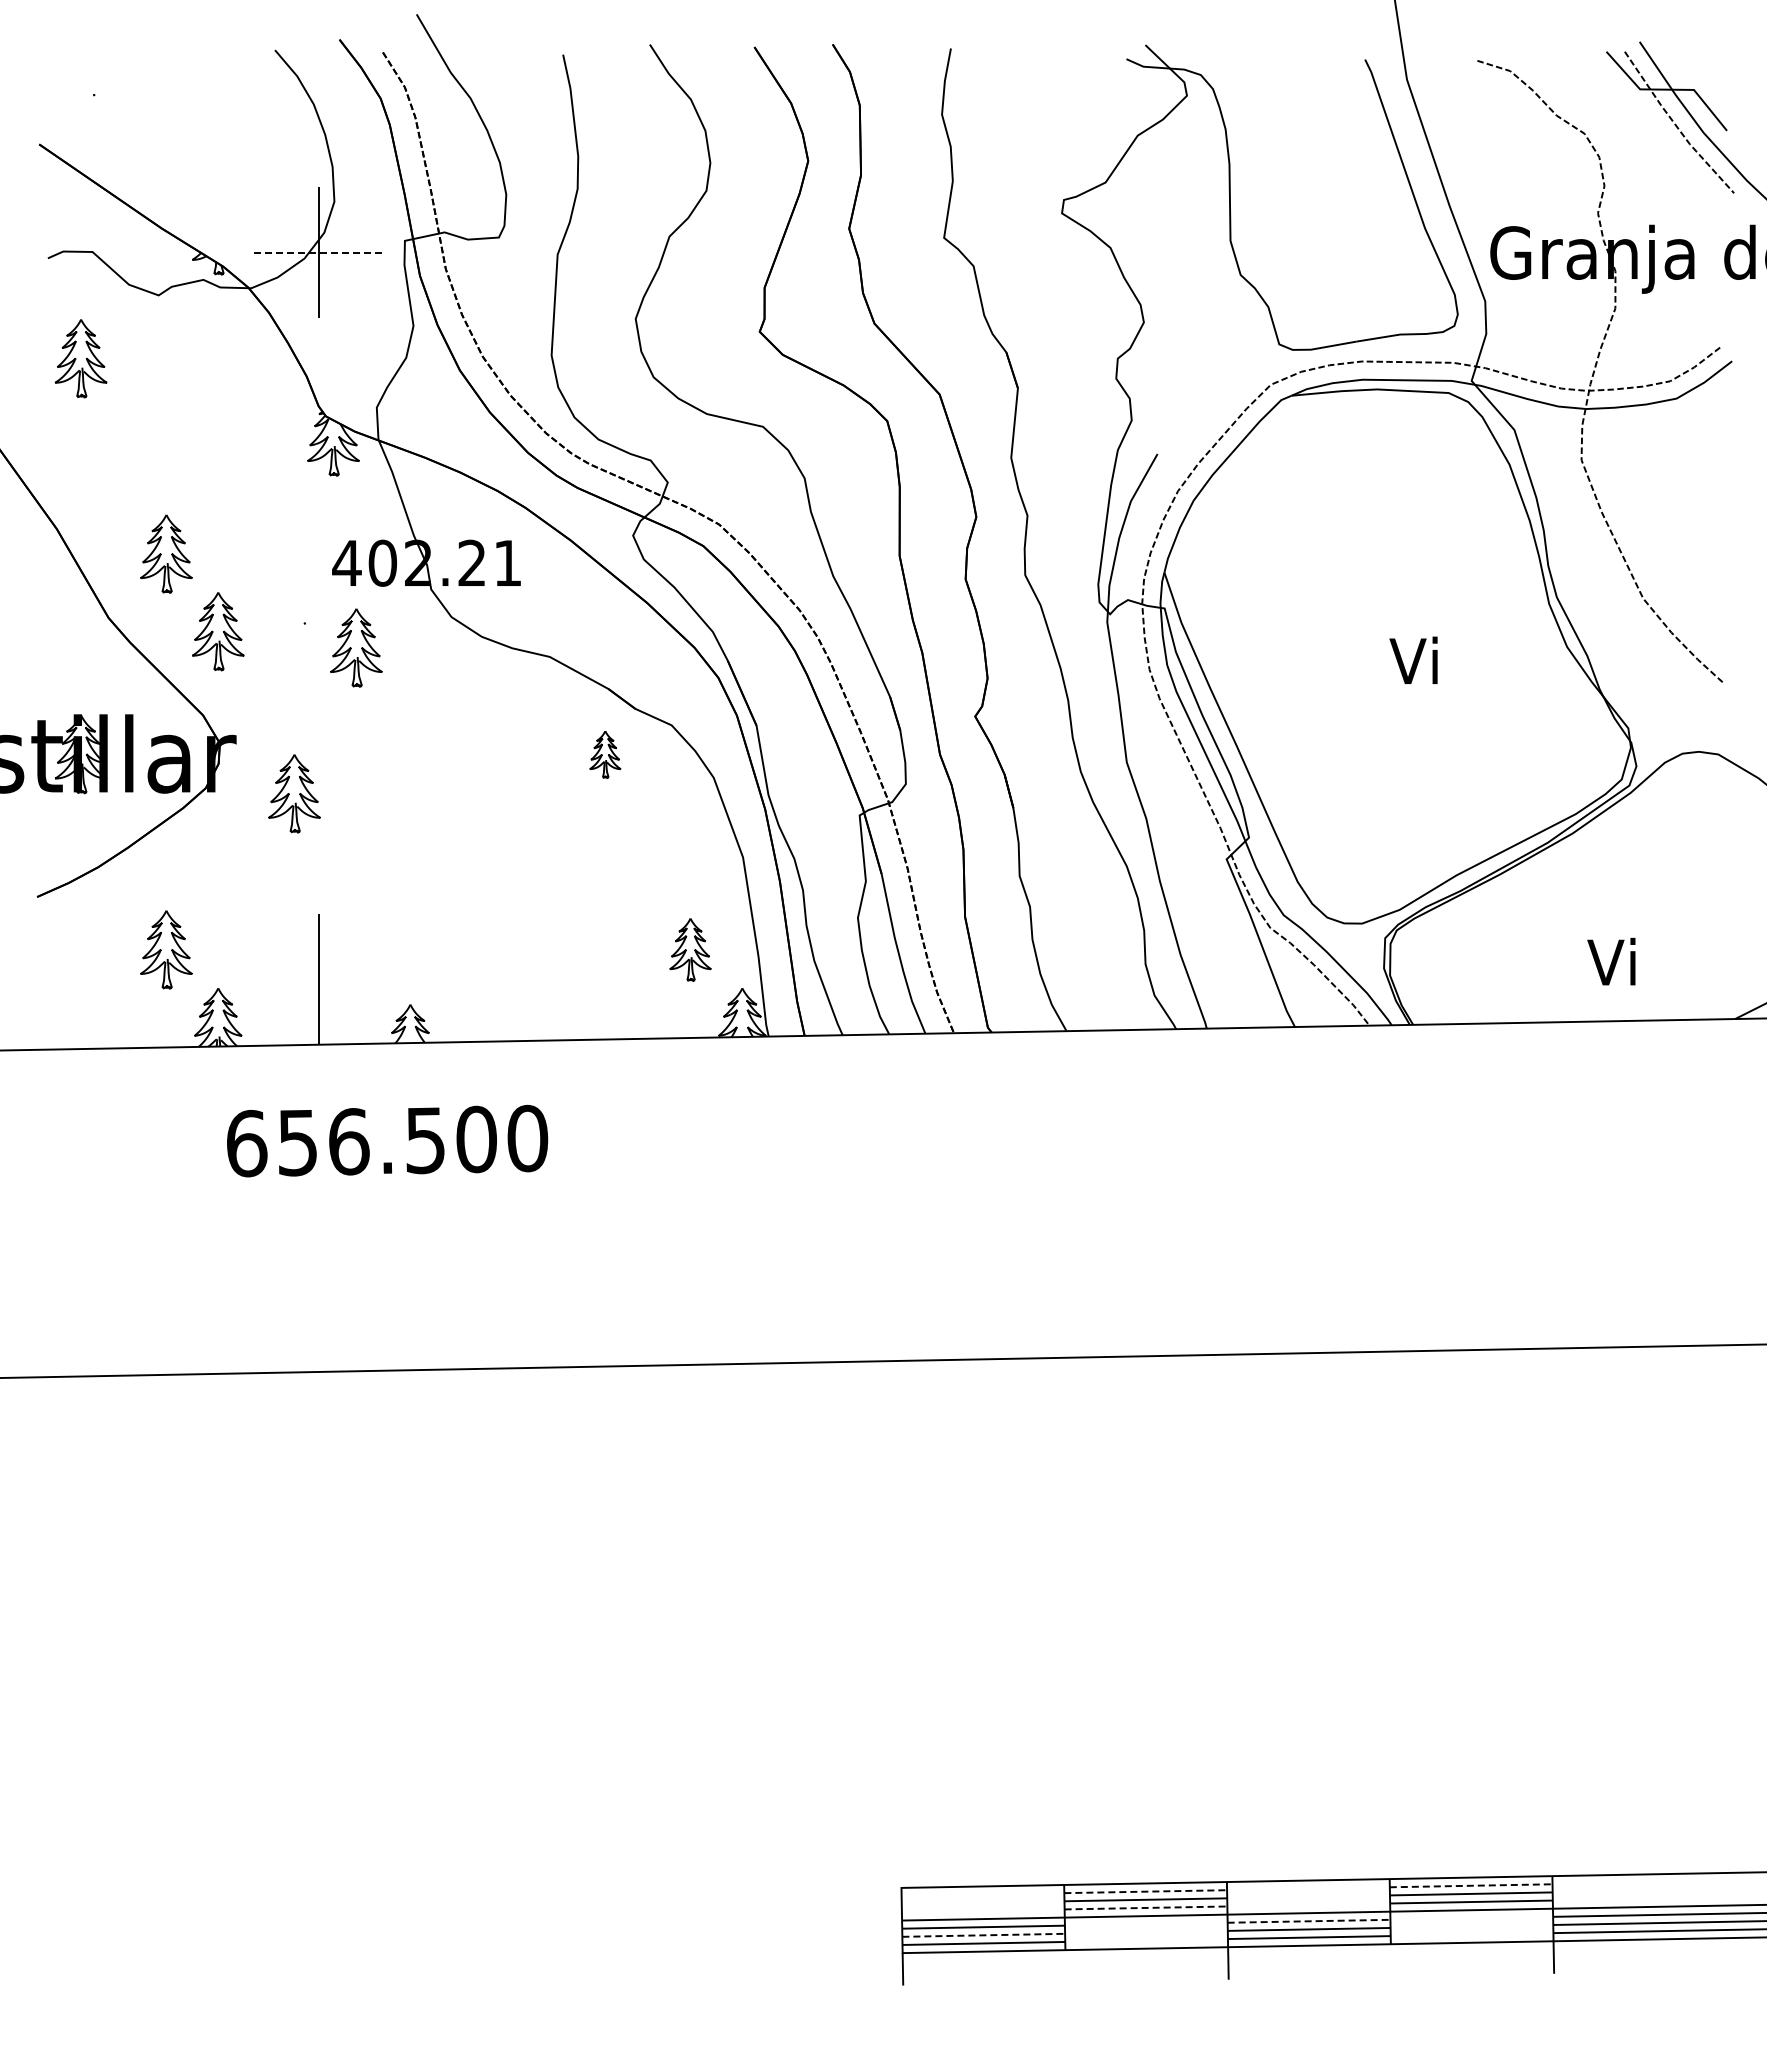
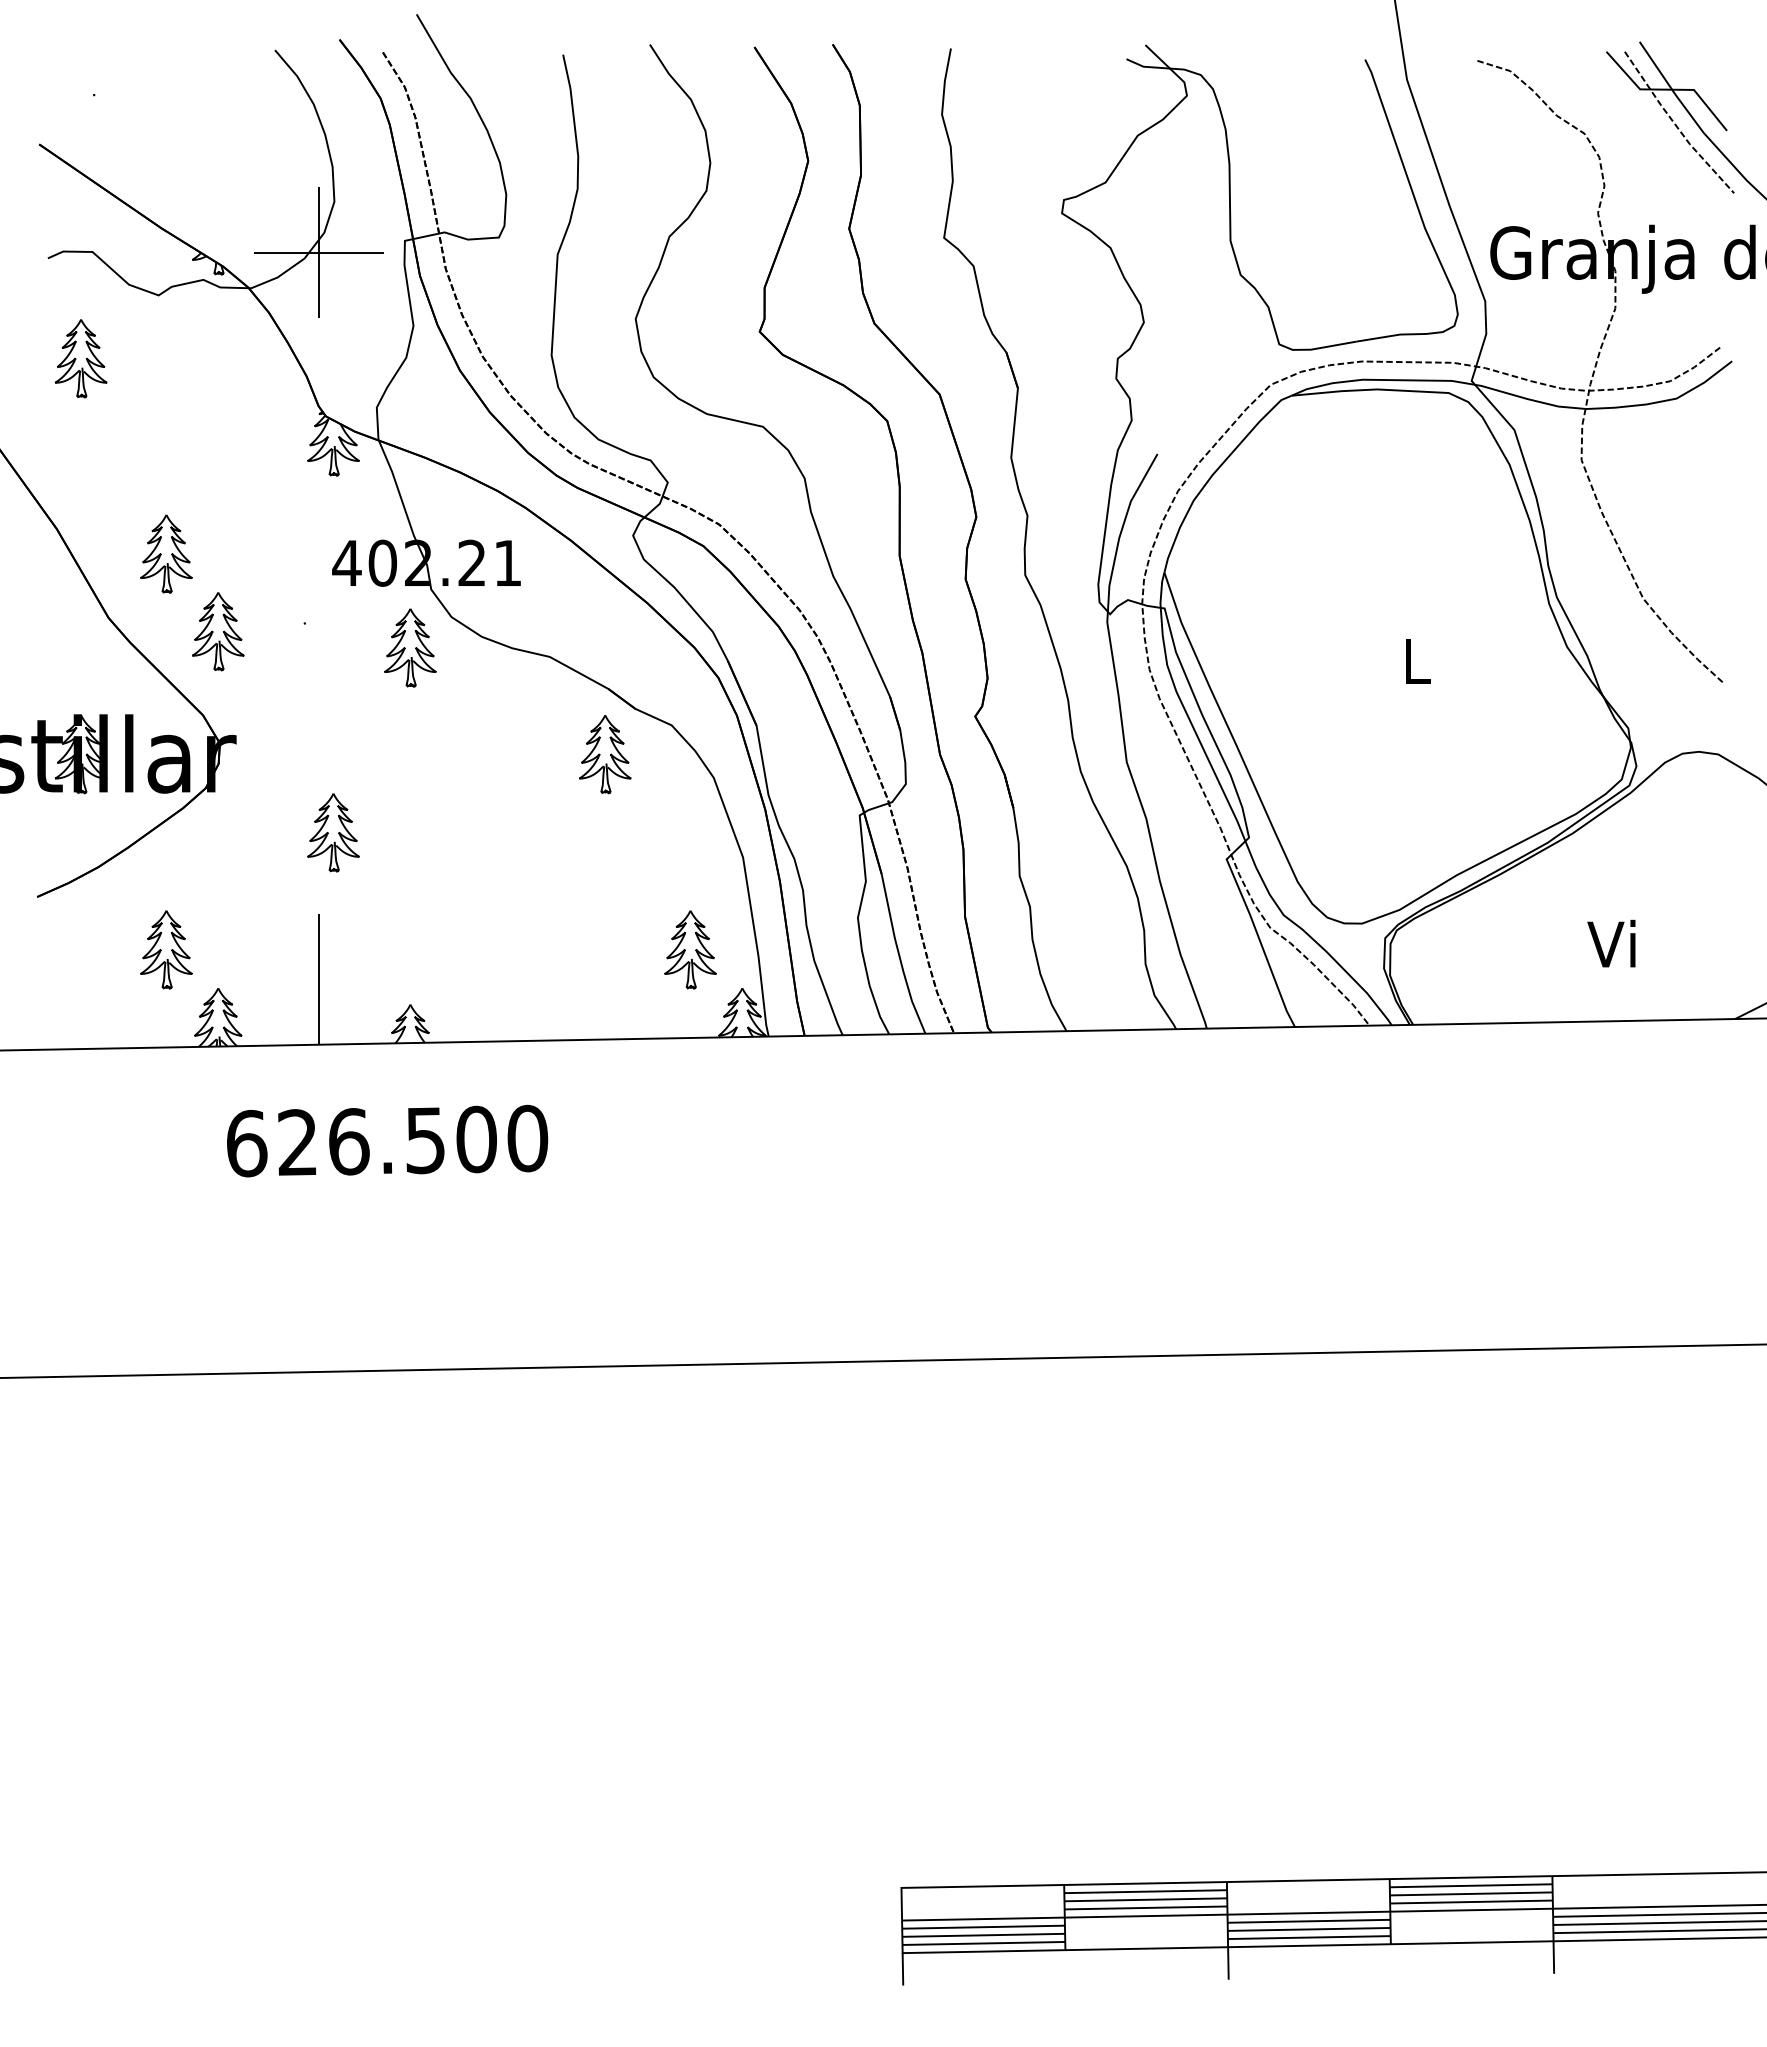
line: dashed -> solid (319, 252)
part position: (356, 647) -> (410, 647) (410, 647)
text: Vi -> L (1413, 660)
part size: 33x48 px -> 53x80 px (605, 754)
part position: (294, 793) -> (333, 832) (333, 832)
part size: 43x64 px -> 53x80 px (690, 949)
text position: (1611, 961) -> (1611, 943) (1611, 943)
text: 656.500 -> 626.500 (297, 1142)
line: dashed -> solid (1471, 1885)
line: dashed -> solid (1146, 1891)
line: dashed -> solid (1146, 1907)
line: dashed -> solid (1309, 1921)
line: dashed -> solid (984, 1935)
